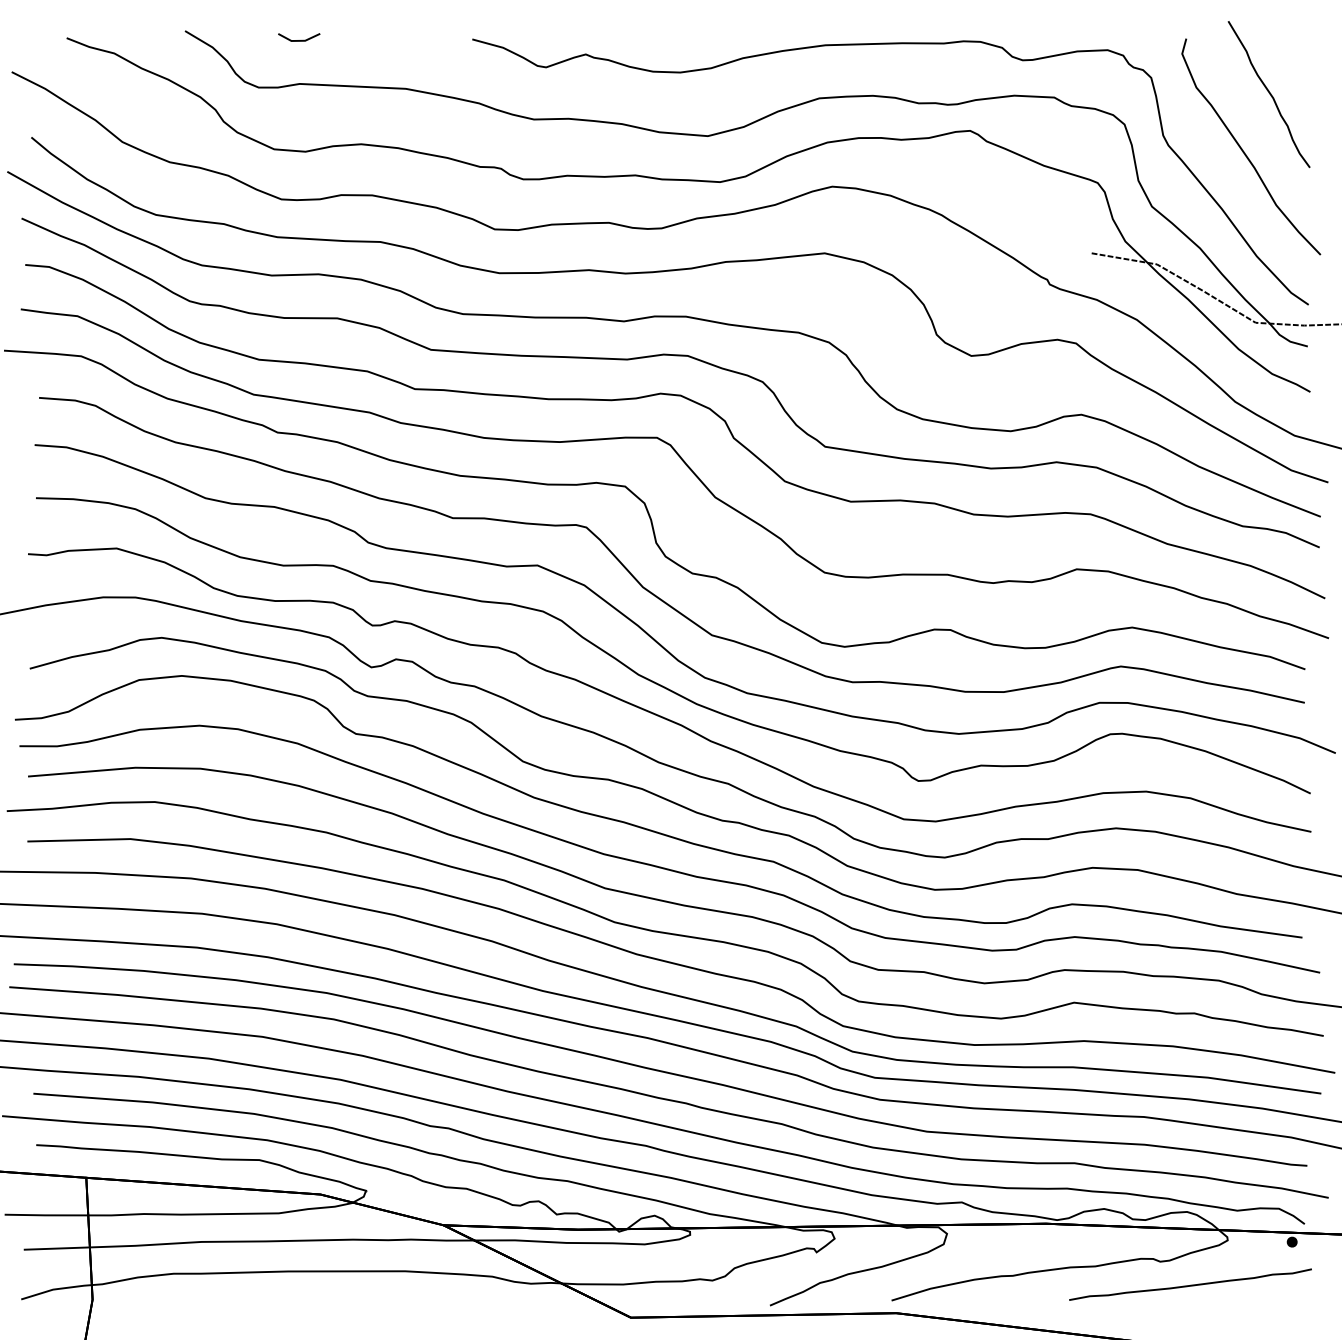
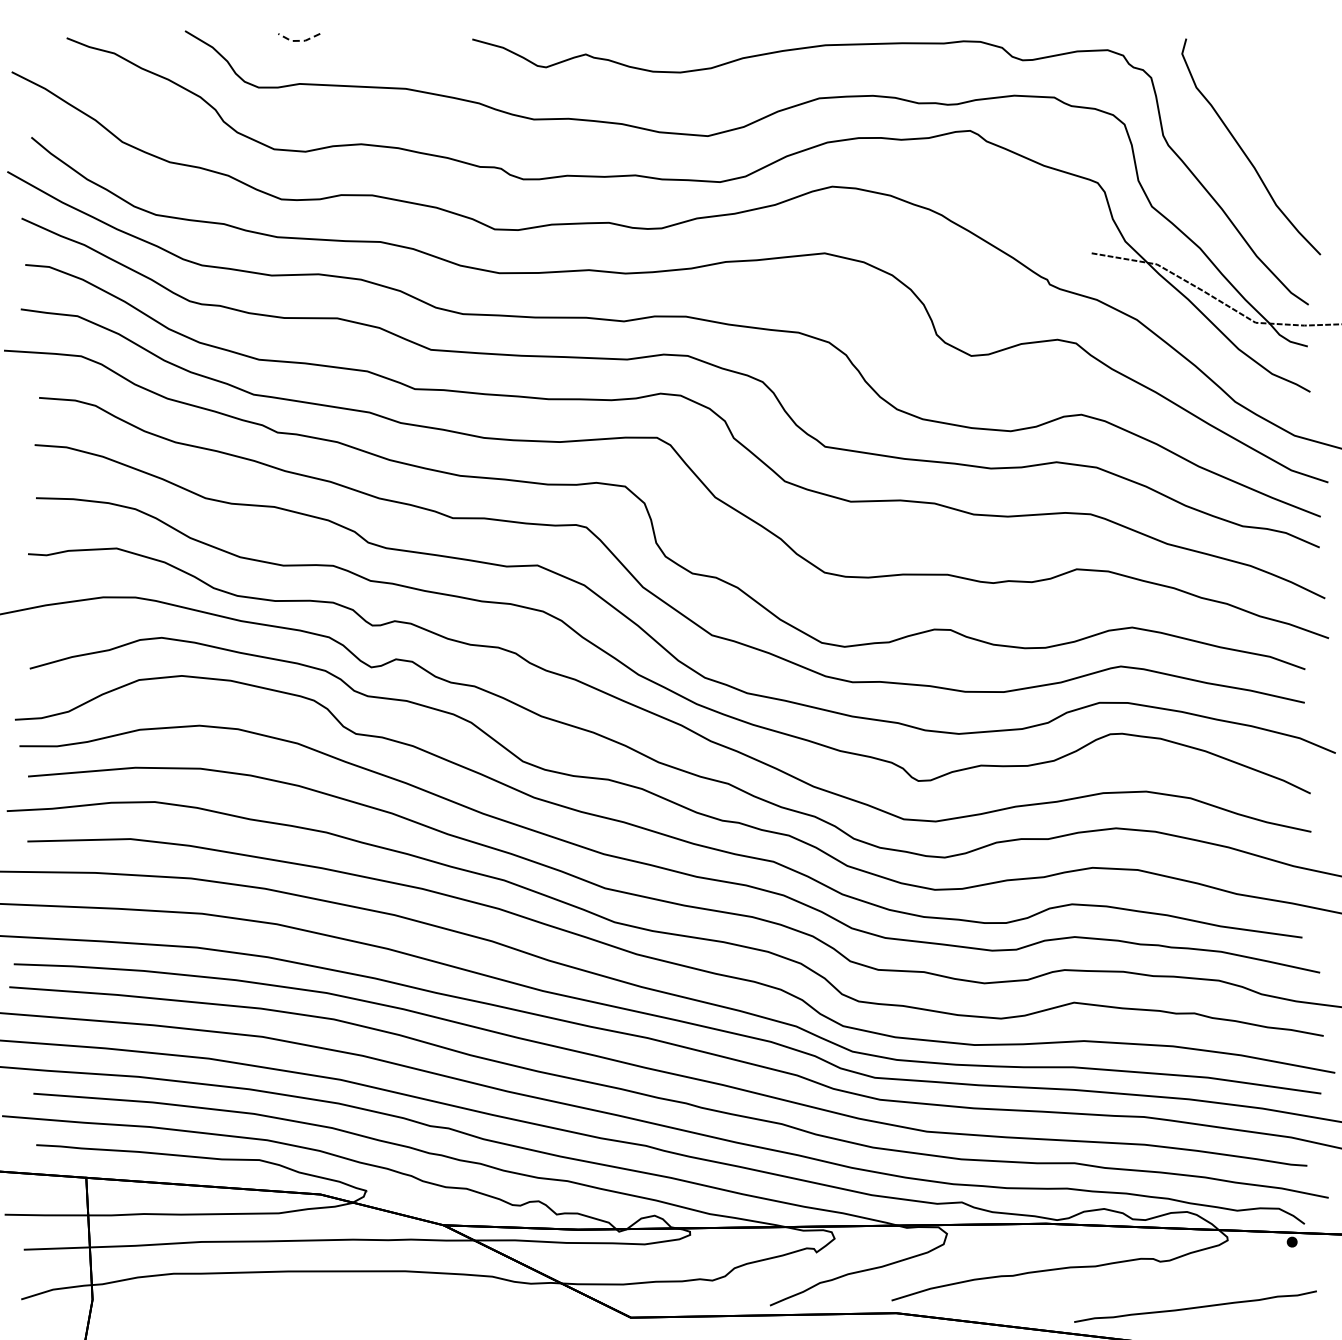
line: solid -> dashed (299, 40)
curve: present -> none (1268, 93)
curve position: (1190, 1284) -> (1195, 1306) (1195, 1306)
